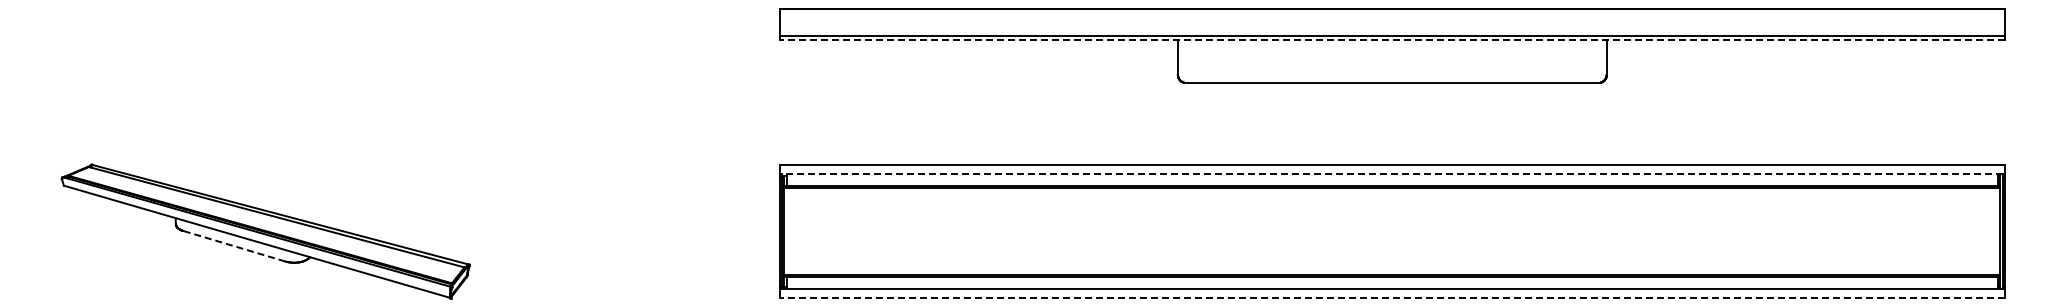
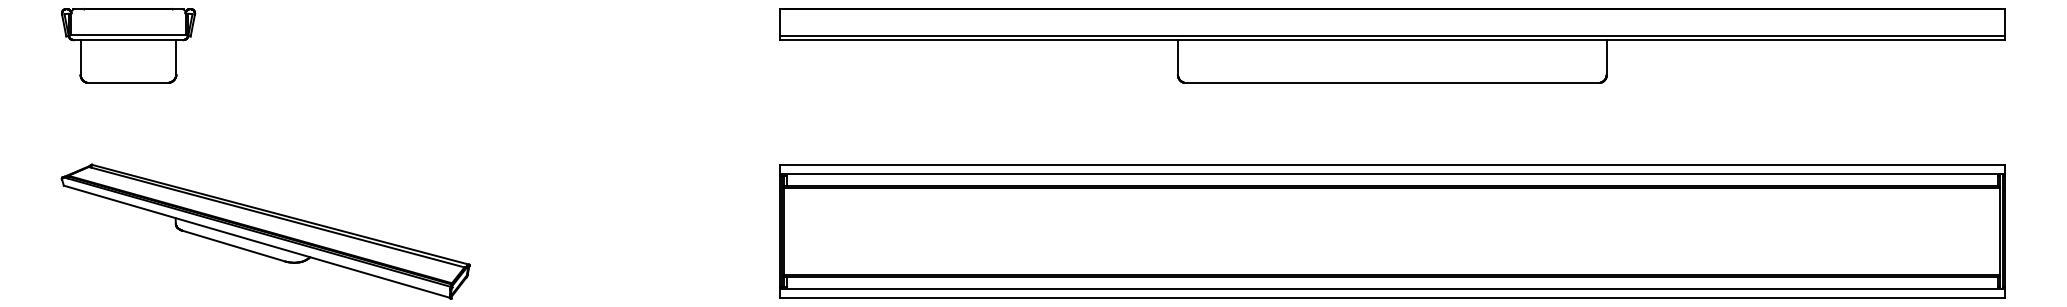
line: dashed -> solid (1392, 40)
part: none -> present (128, 45)
line: dashed -> solid (1391, 174)
line: dashed -> solid (233, 246)
line: dashed -> solid (1392, 297)
